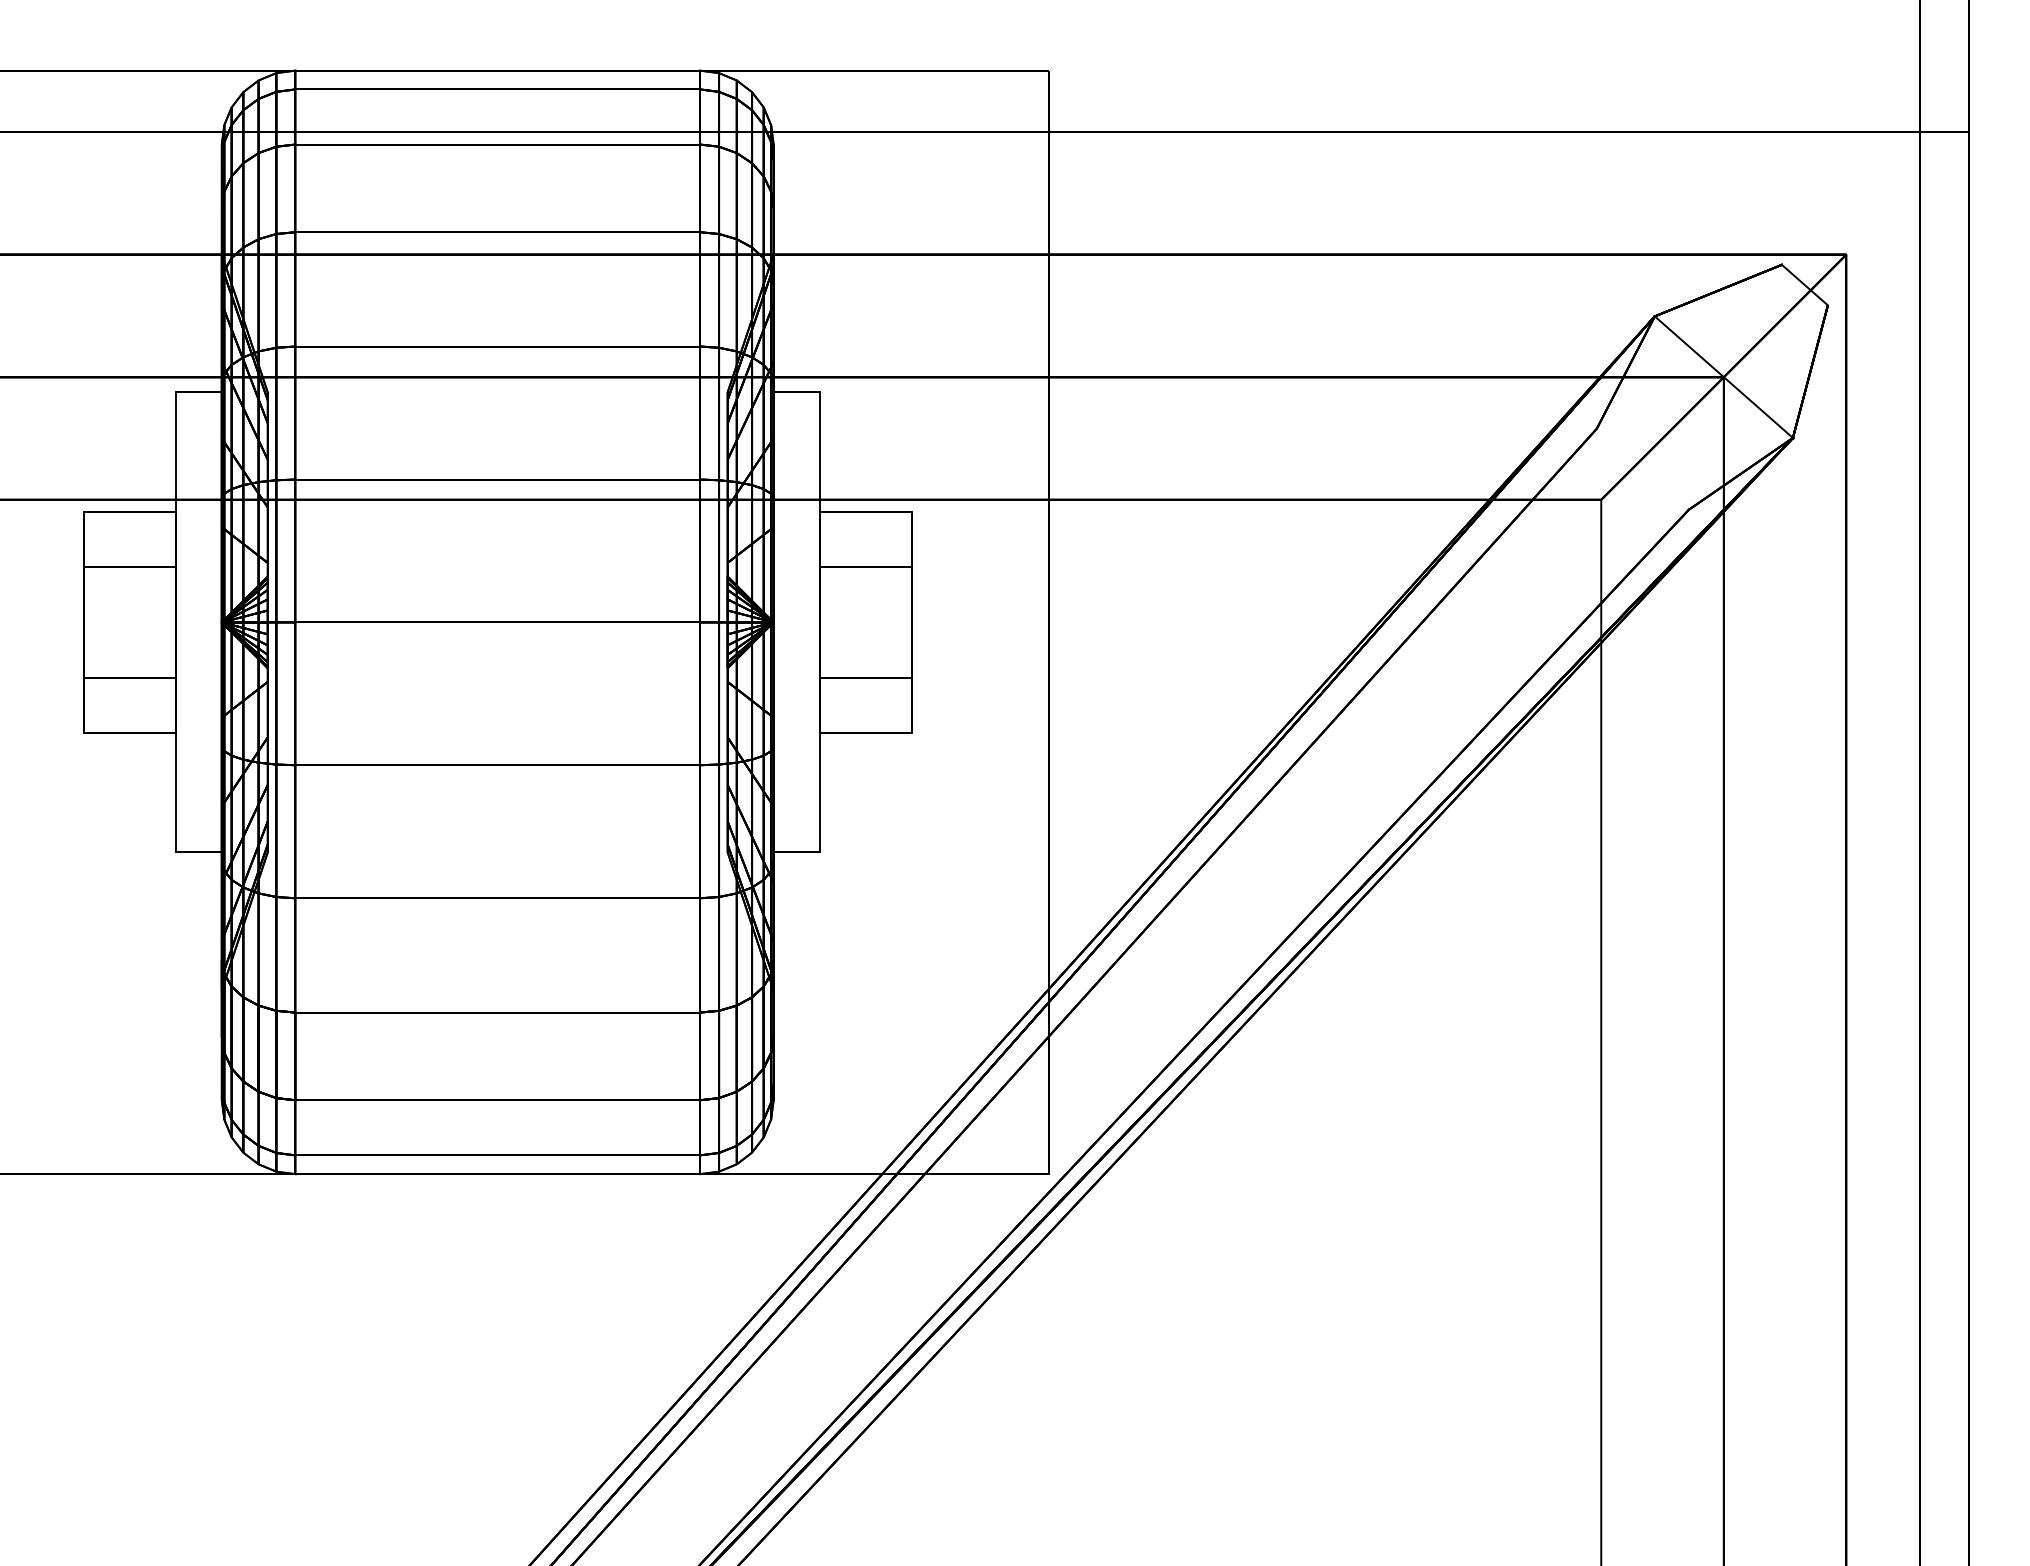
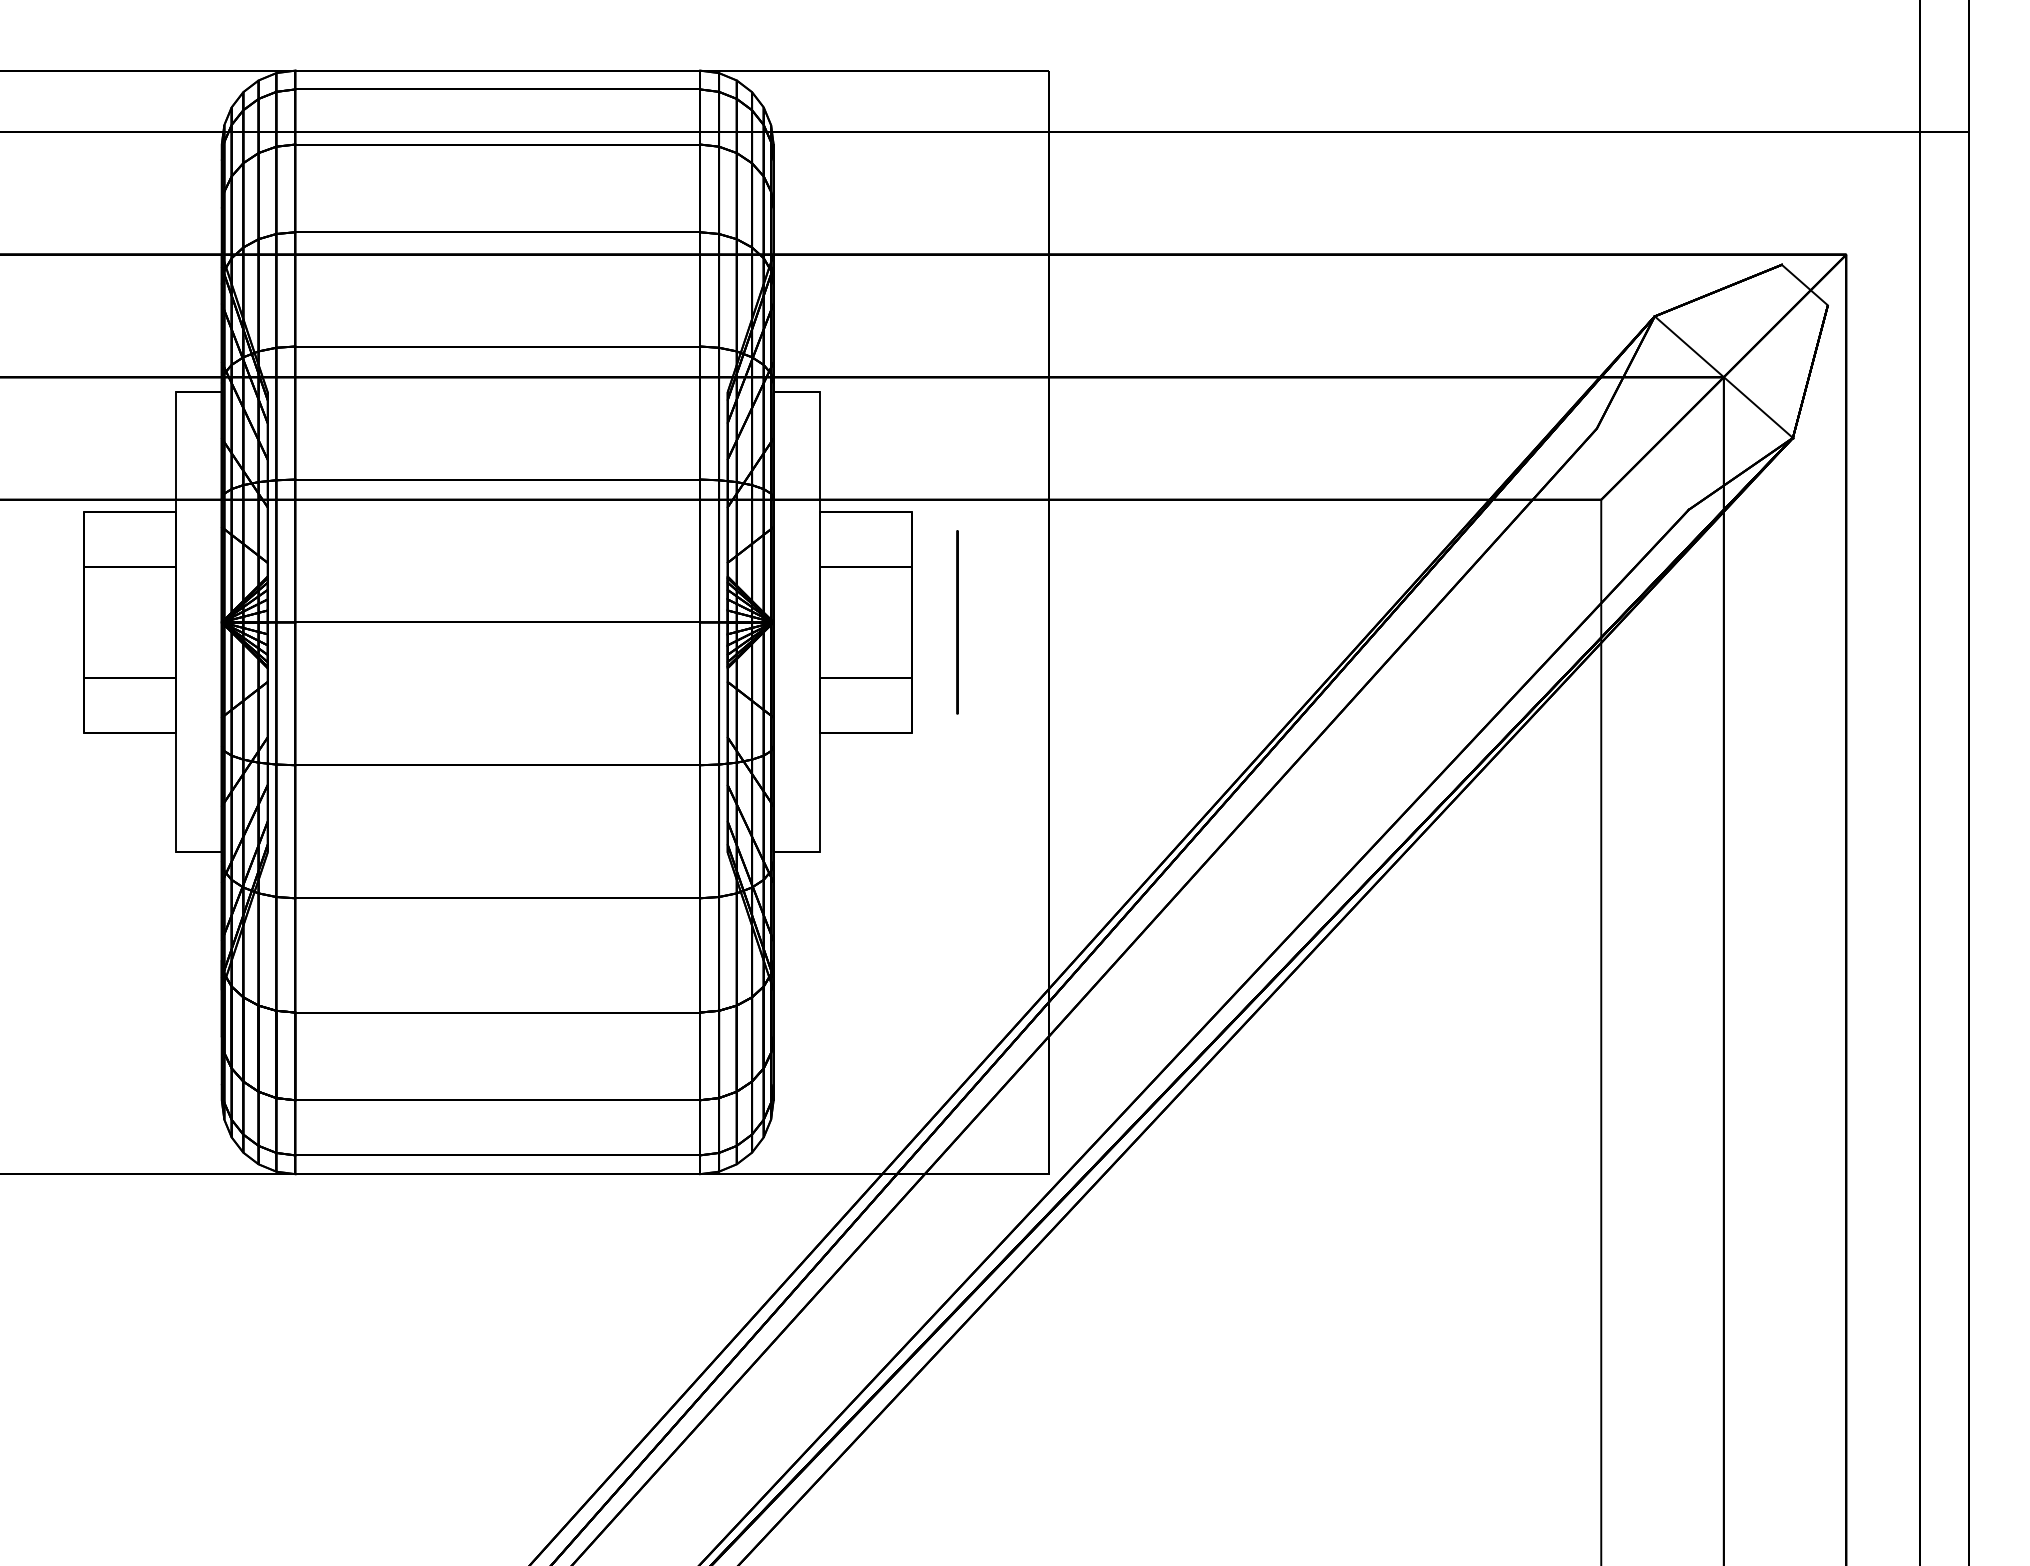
circle: none -> present (957, 622)
